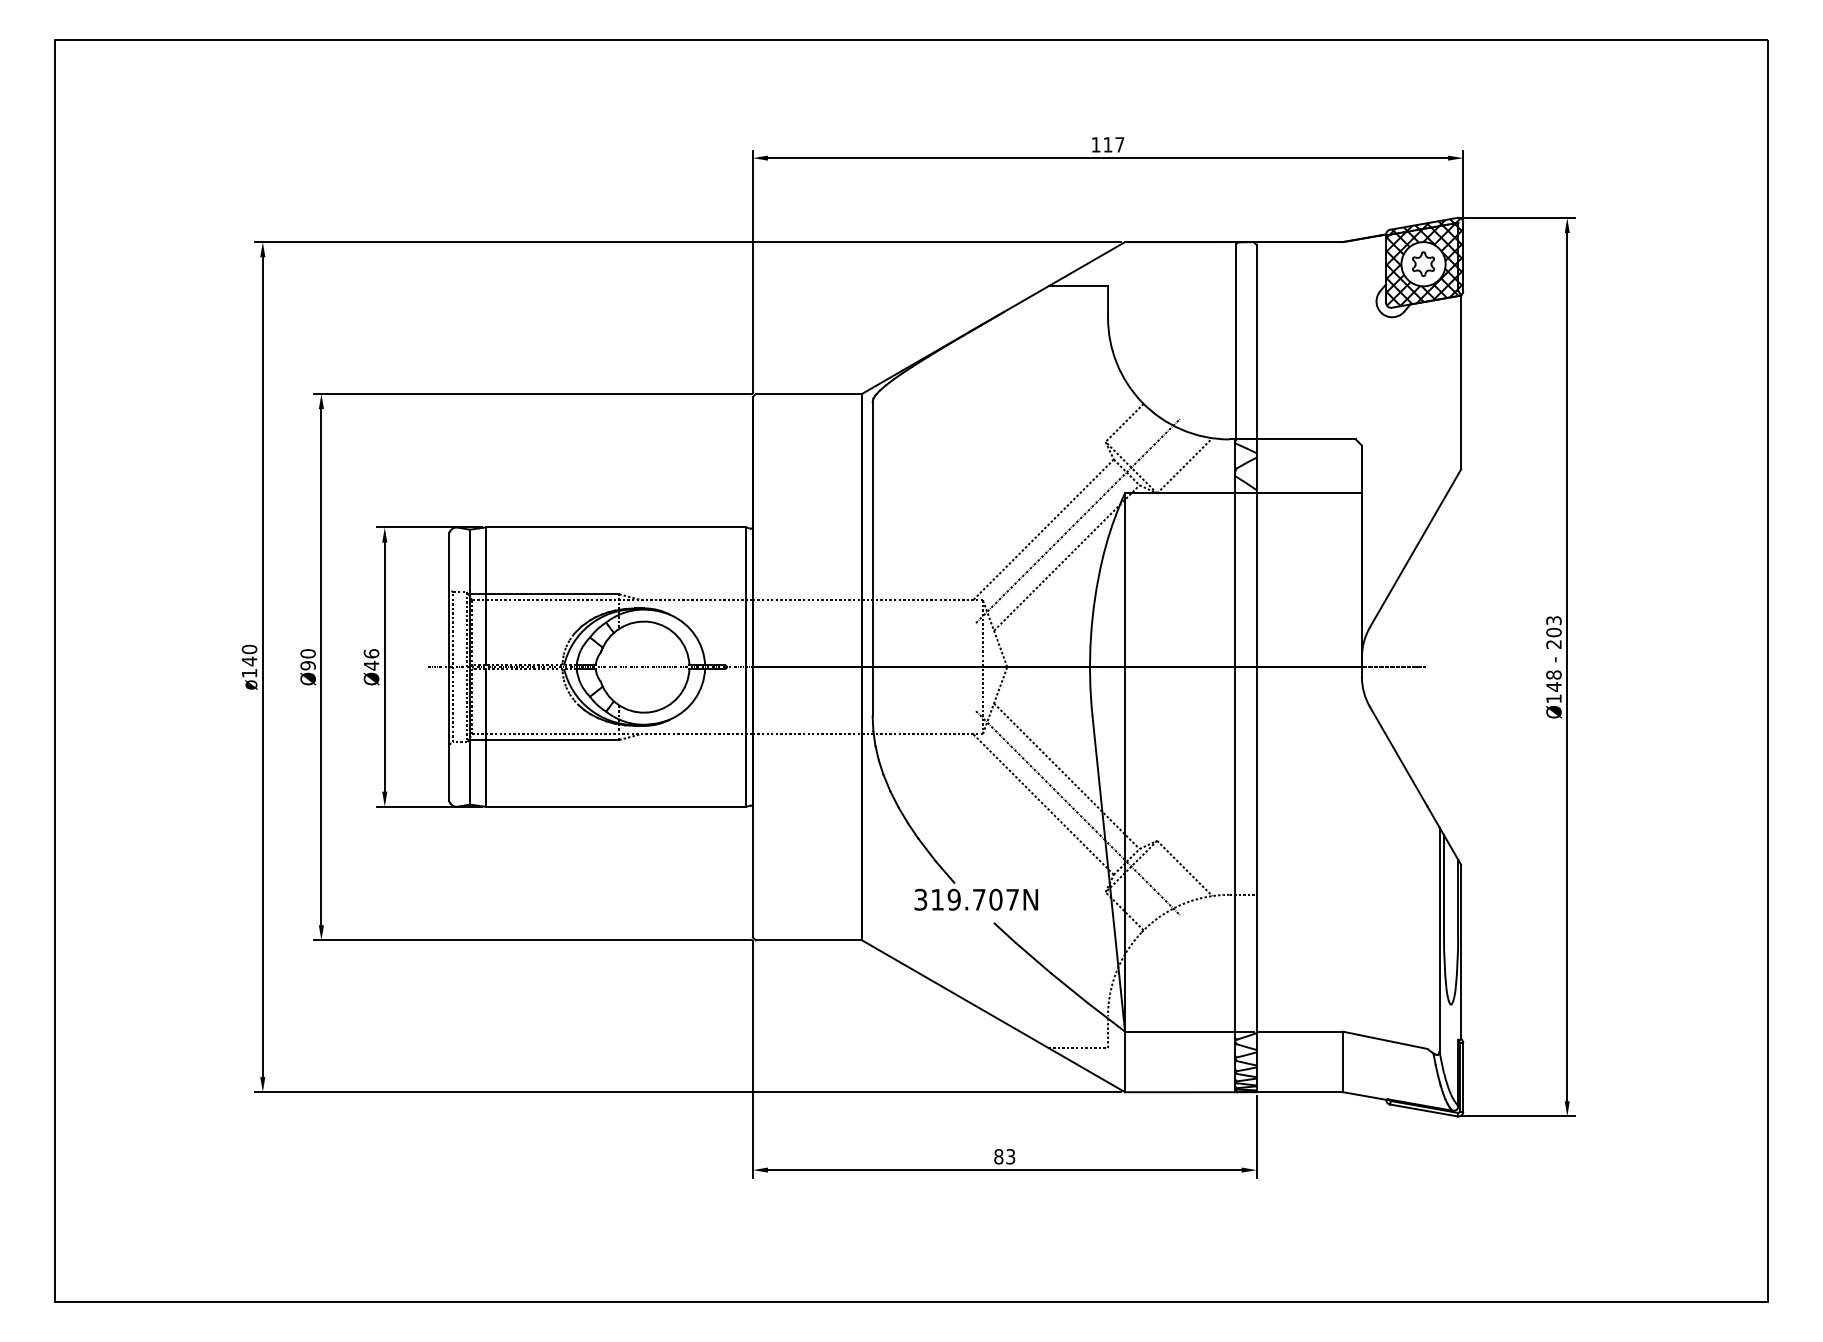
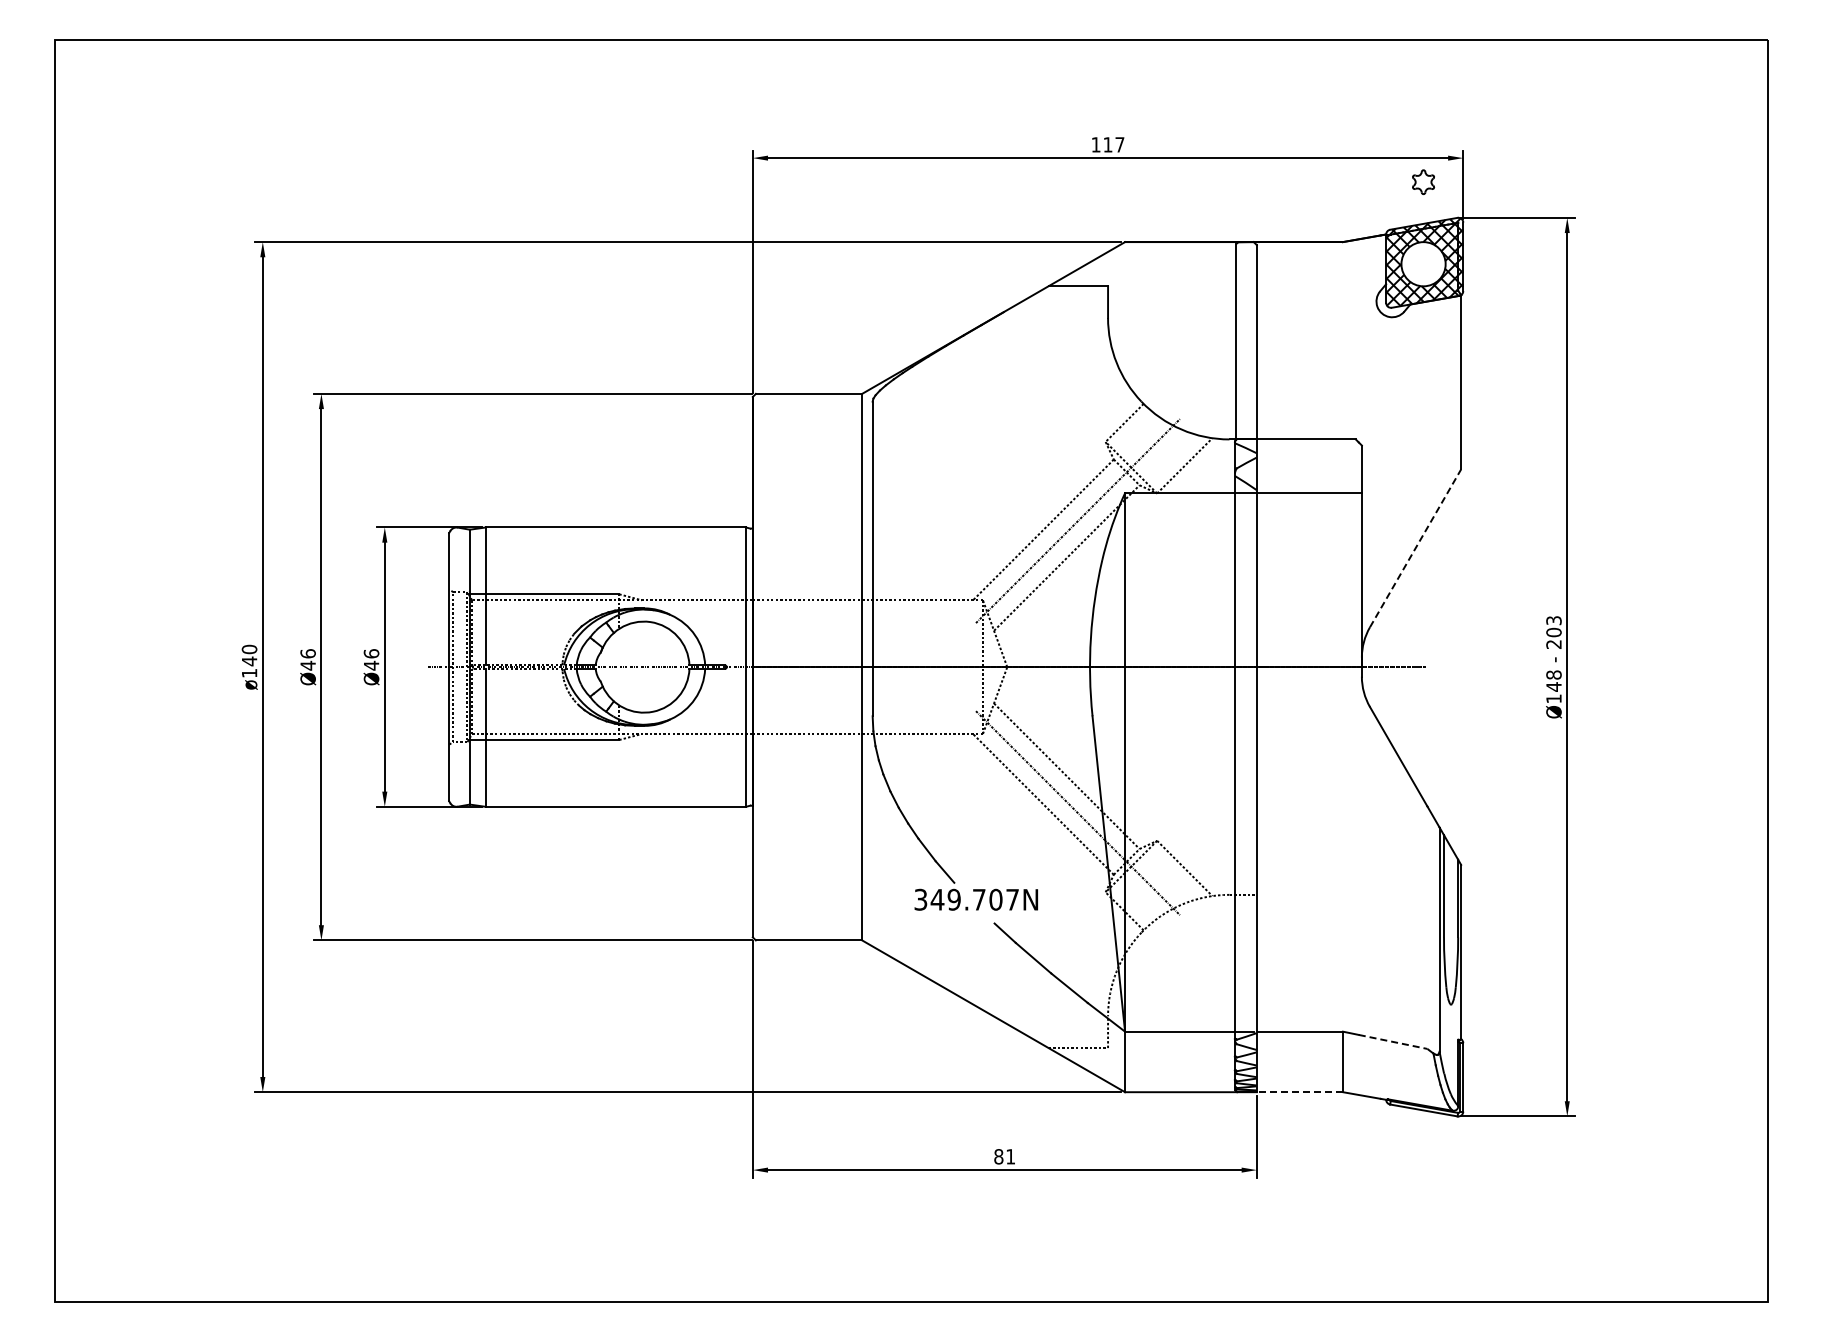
part position: (1423, 264) -> (1423, 182) (1423, 182)
line: solid -> dashed (1415, 547)
text: Ø90 -> Ø46 (307, 659)
text: 319.707N -> 349.707N (937, 899)
line: solid -> dashed (1393, 1042)
line: solid -> dashed (1299, 1092)
text: 83 -> 81 (1010, 1156)
